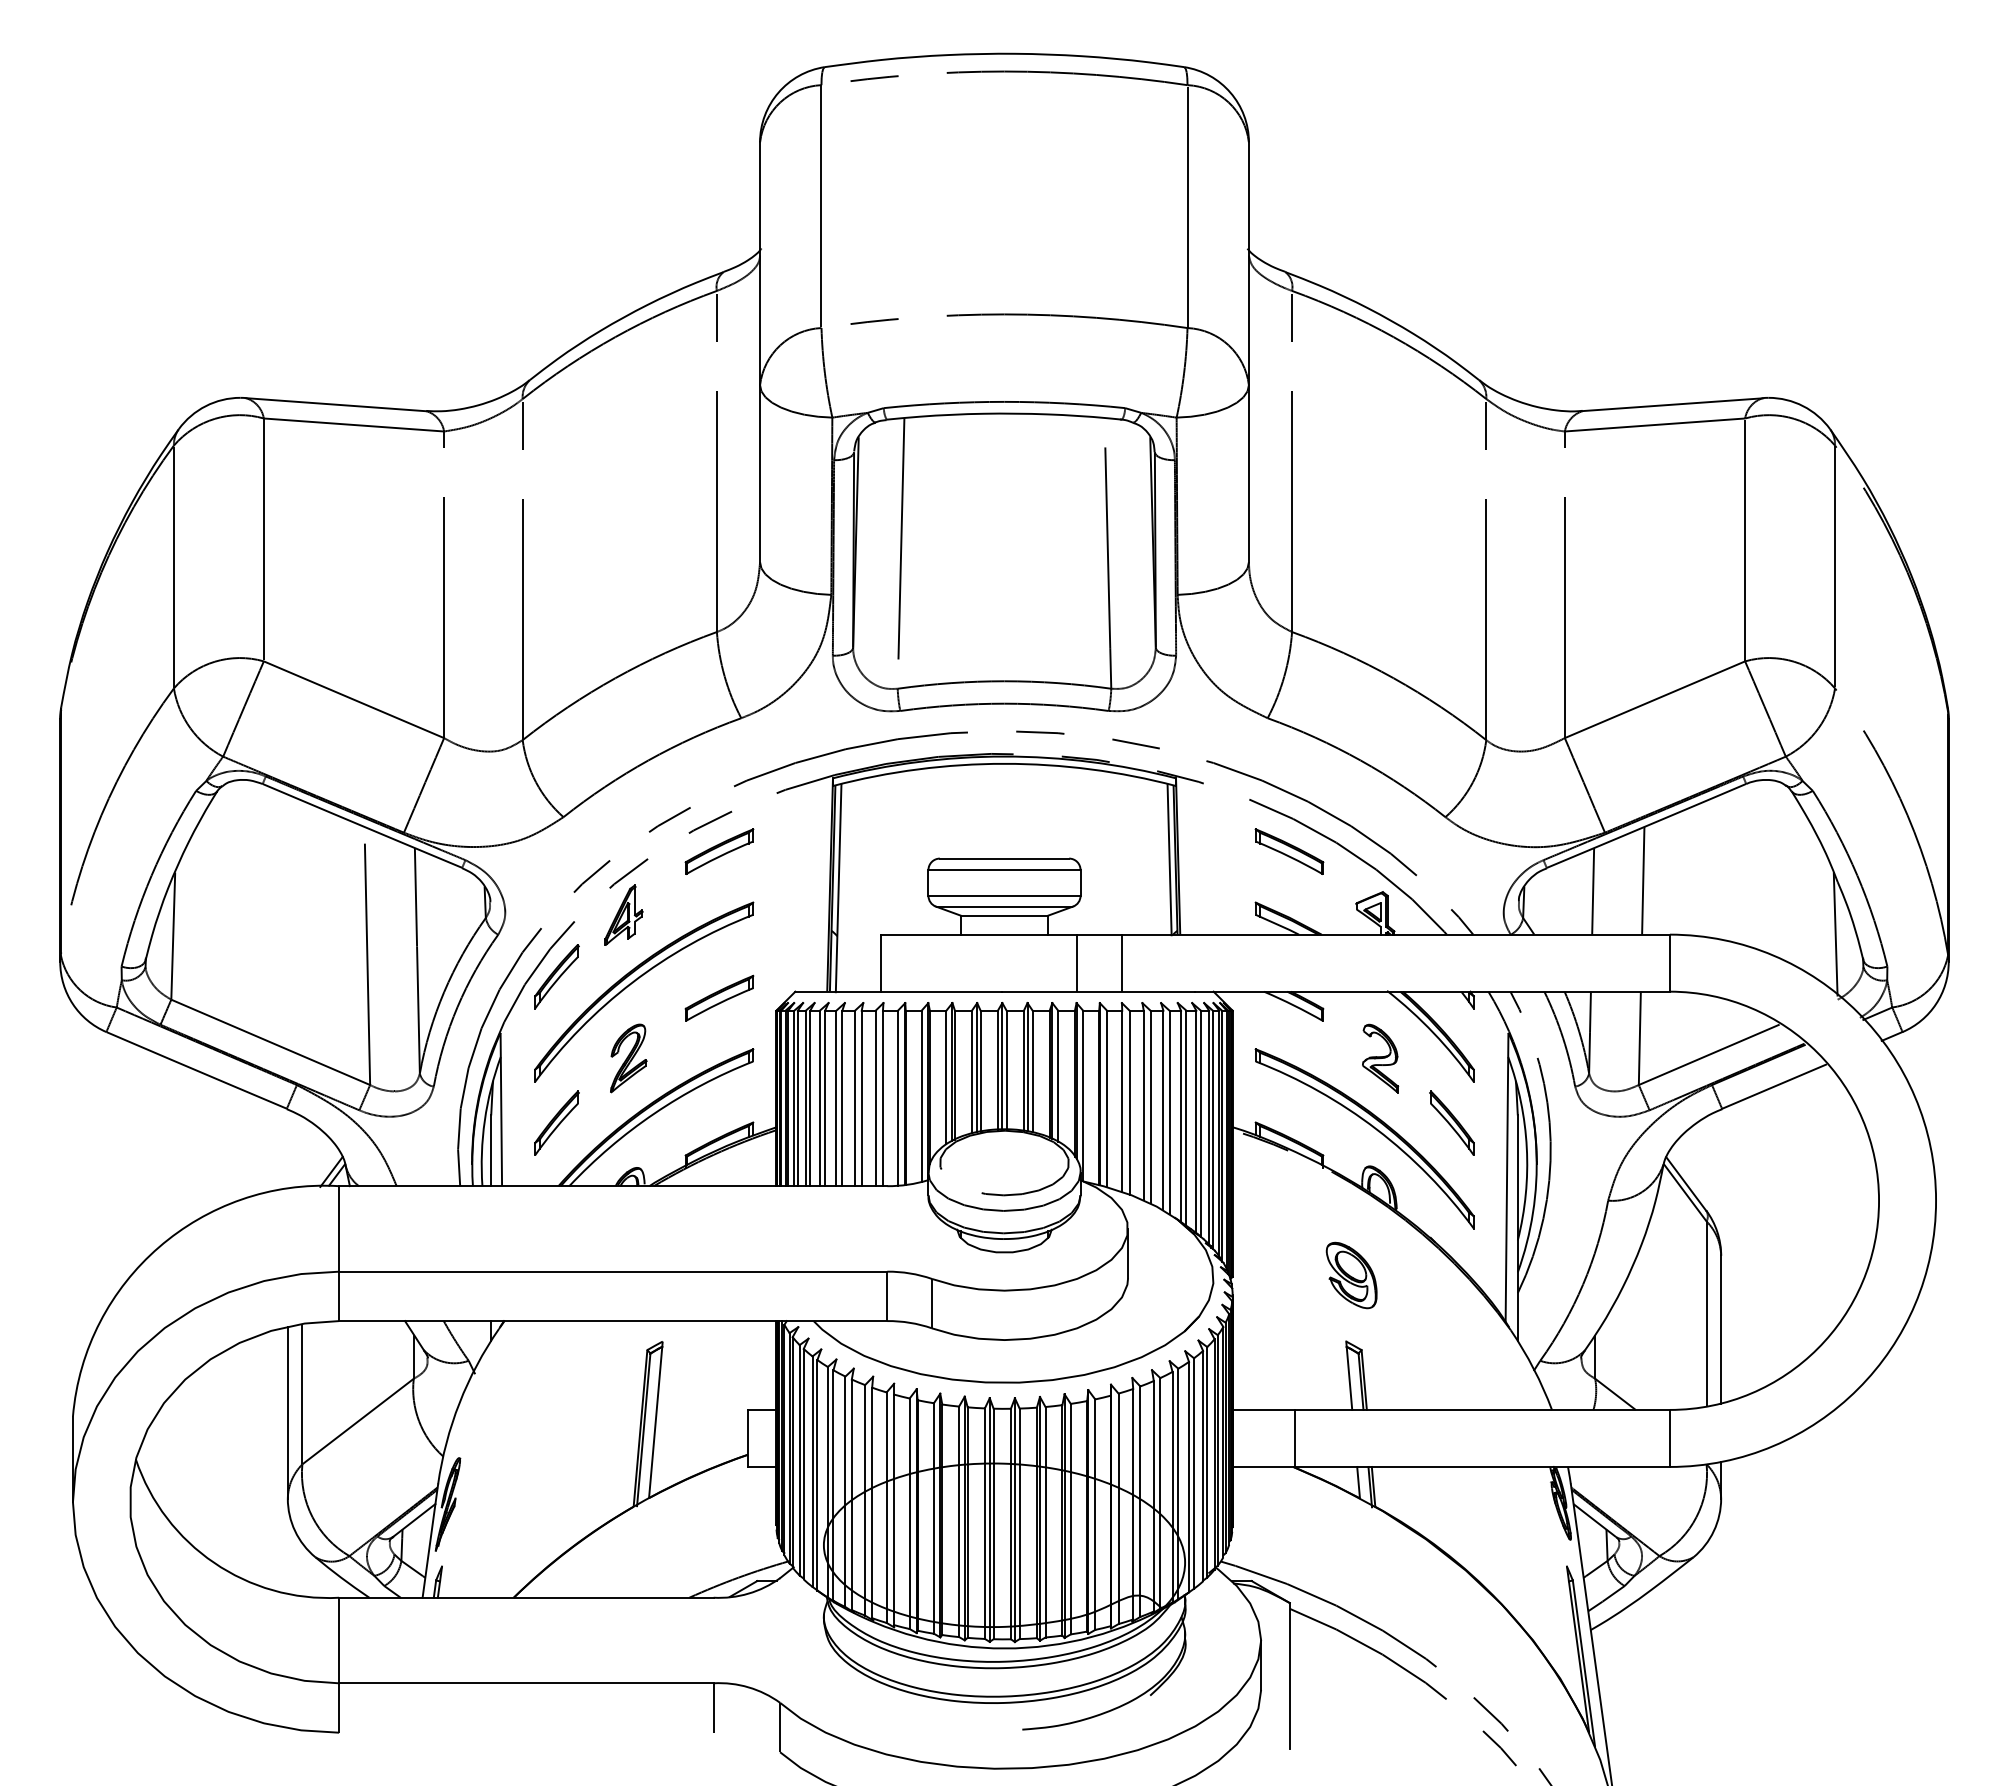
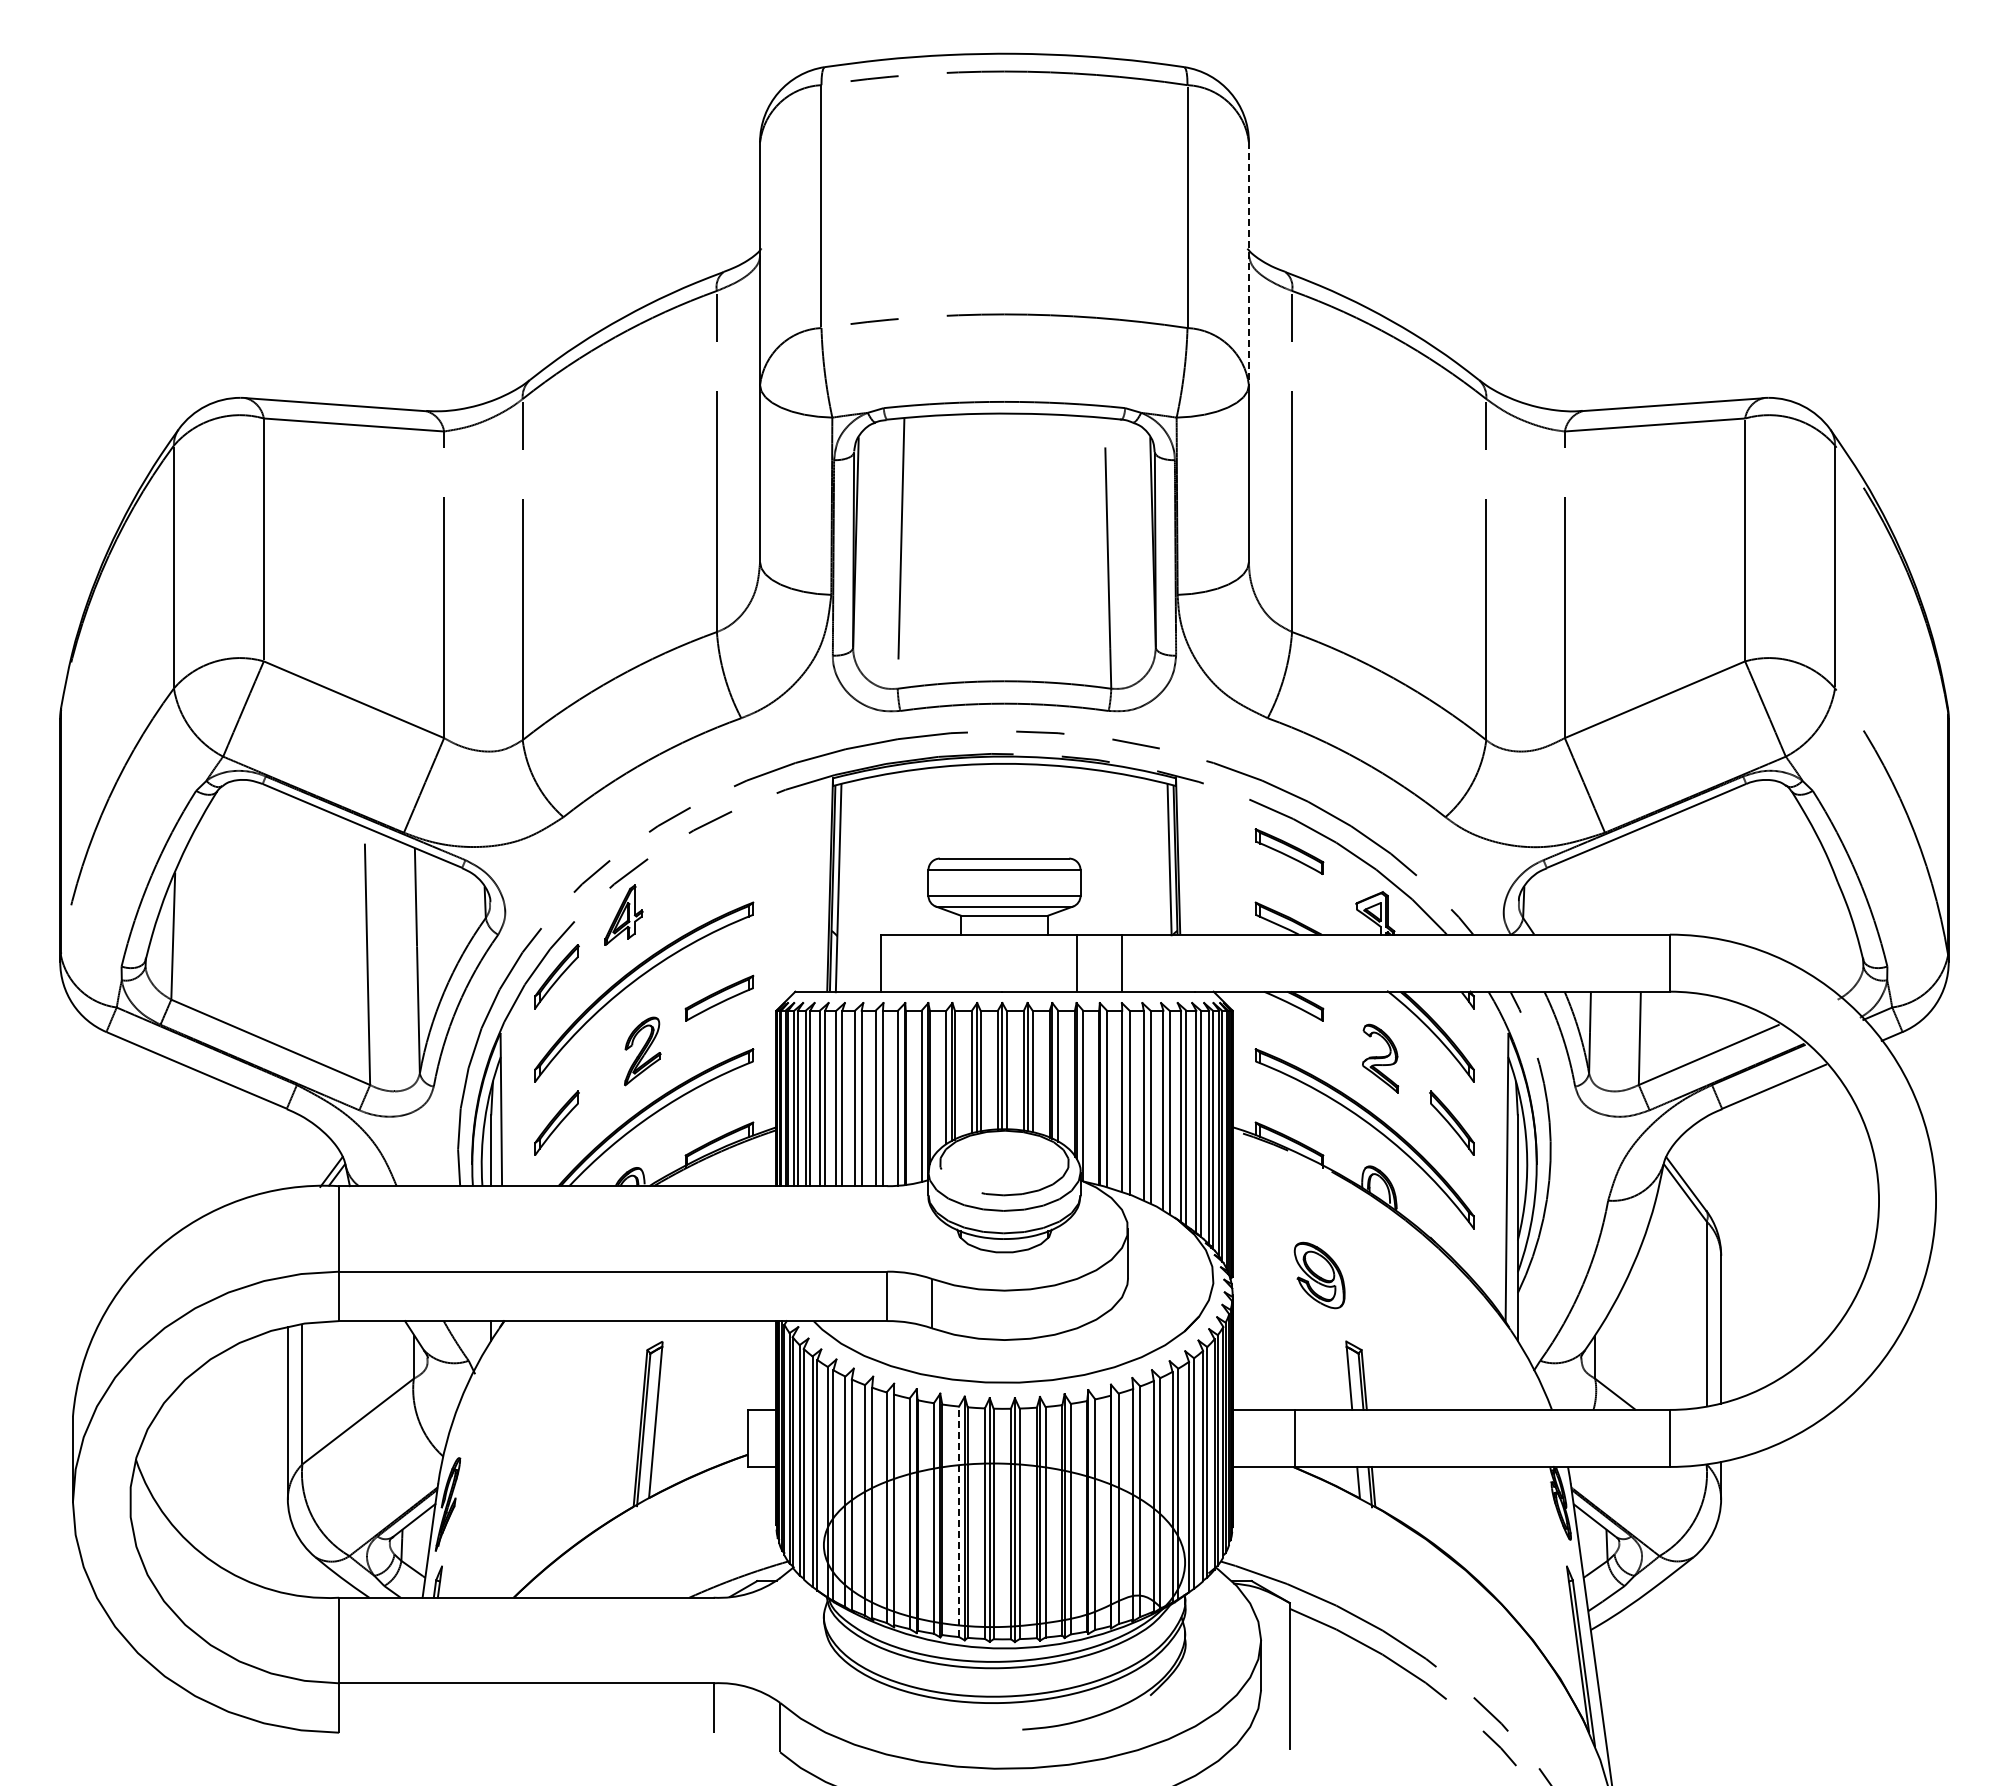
line: solid -> dashed (1248, 264)
part: present -> none (719, 851)
line: present -> none (1643, 880)
line: present -> none (1593, 891)
line: present -> none (1835, 934)
part position: (628, 1058) -> (642, 1051) (642, 1051)
part position: (1351, 1275) -> (1319, 1275) (1319, 1275)
line: solid -> dashed (959, 1521)
